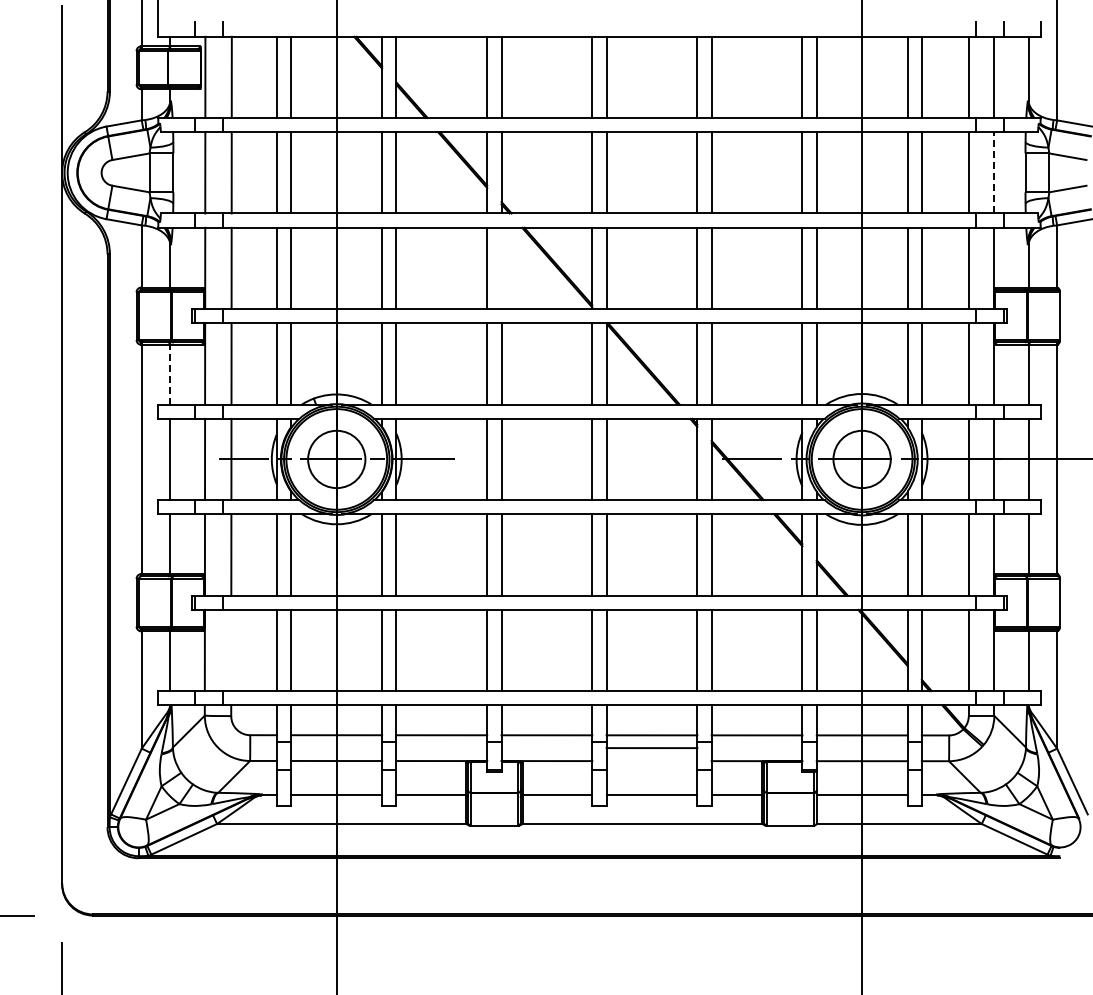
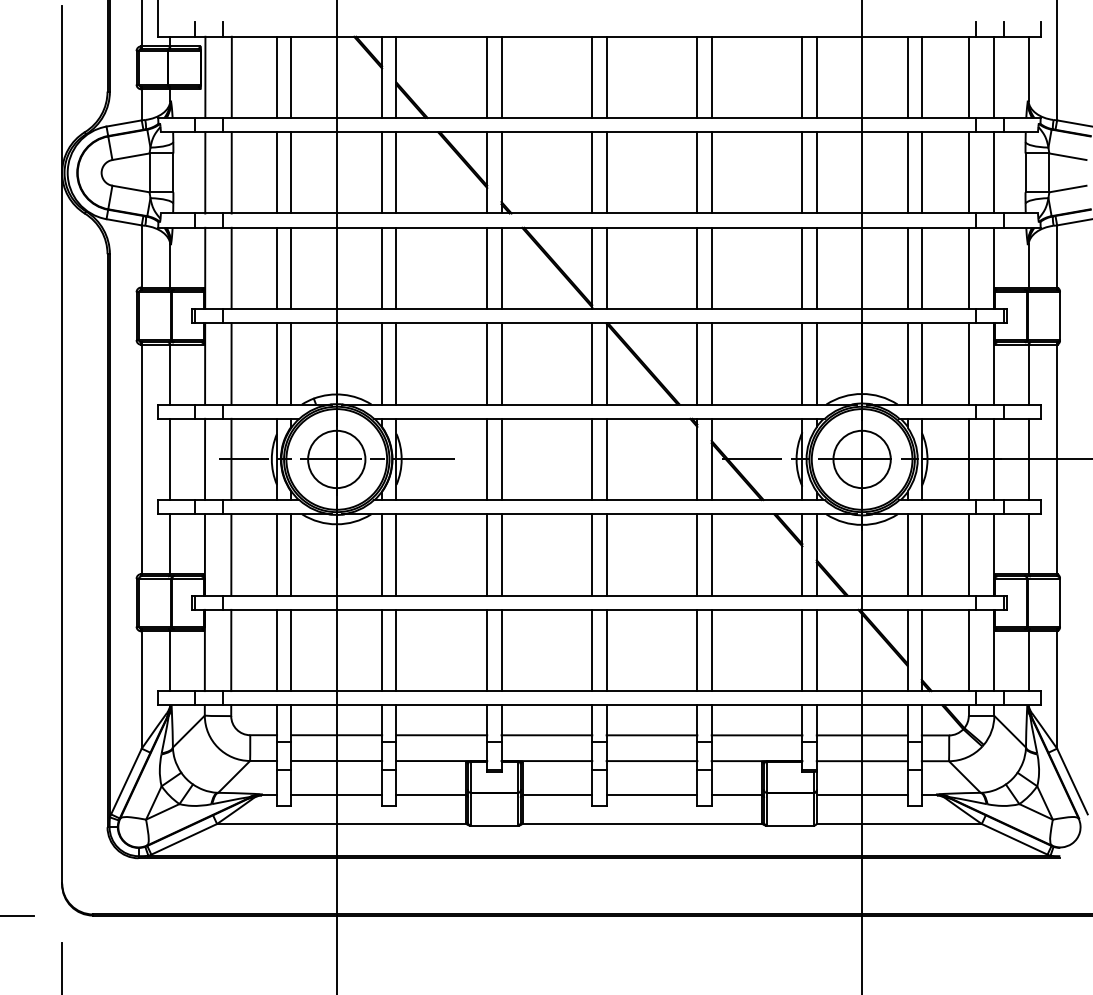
line: dashed -> solid (994, 172)
line: none -> present (501, 268)
line: dashed -> solid (170, 374)
line: none -> present (231, 650)
line position: (651, 748) -> (651, 761) (651, 761)
